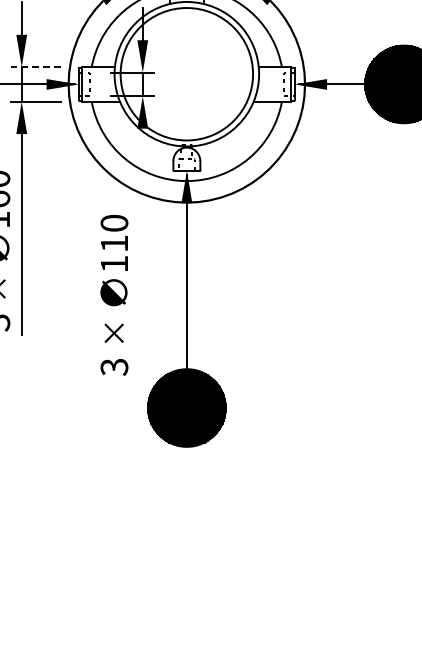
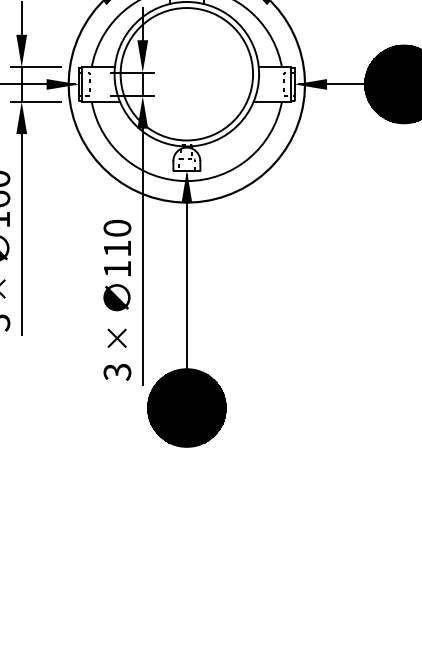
line: dashed -> solid (35, 67)
line: none -> present (142, 256)
text position: (114, 294) -> (117, 299) (117, 299)
